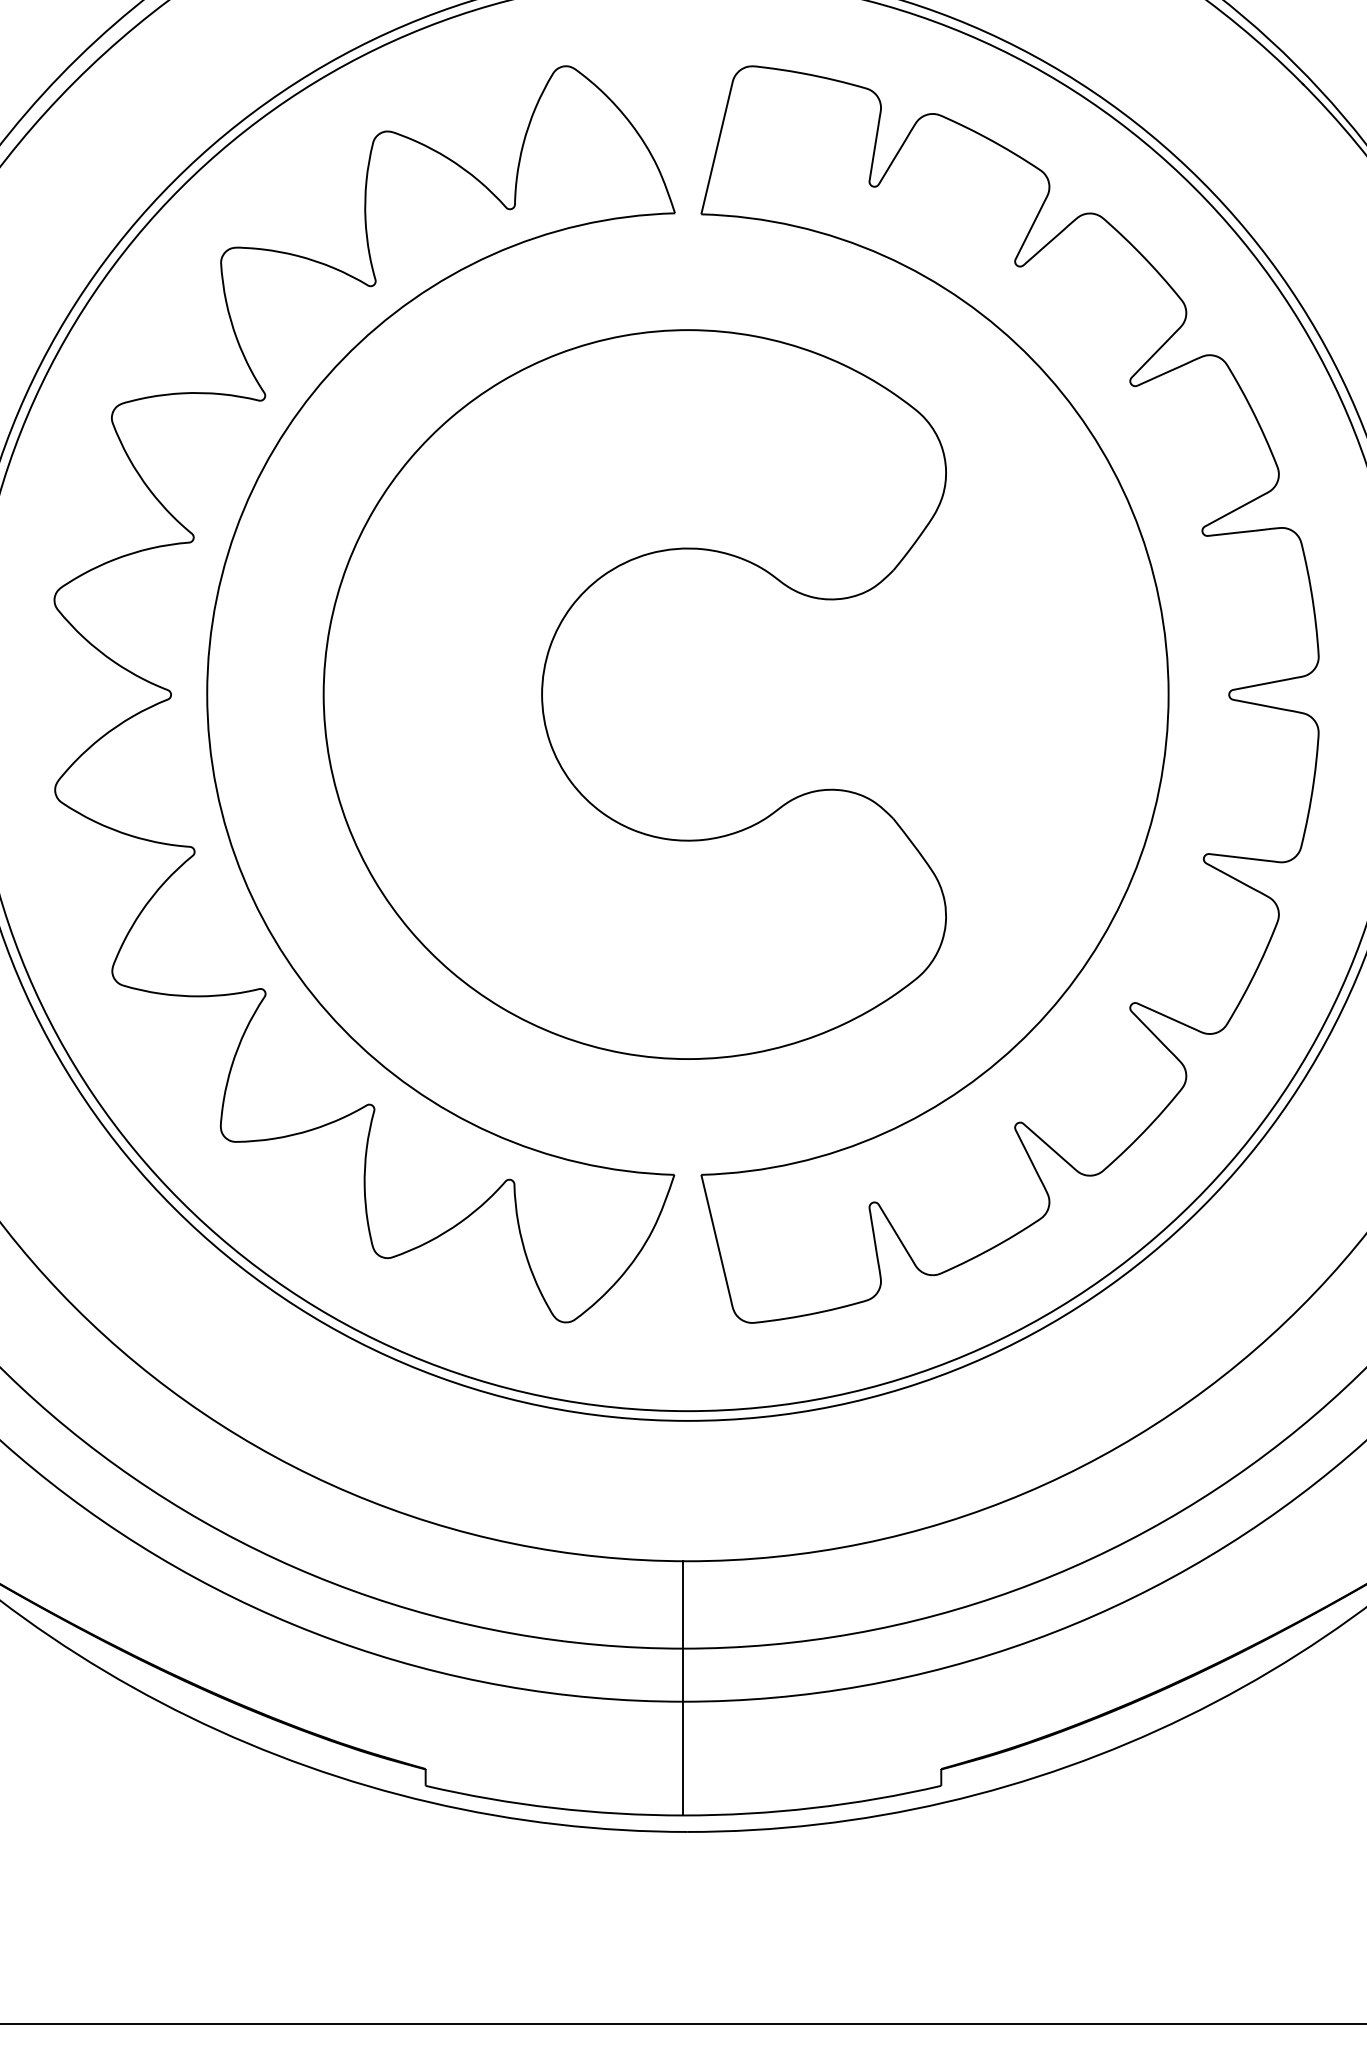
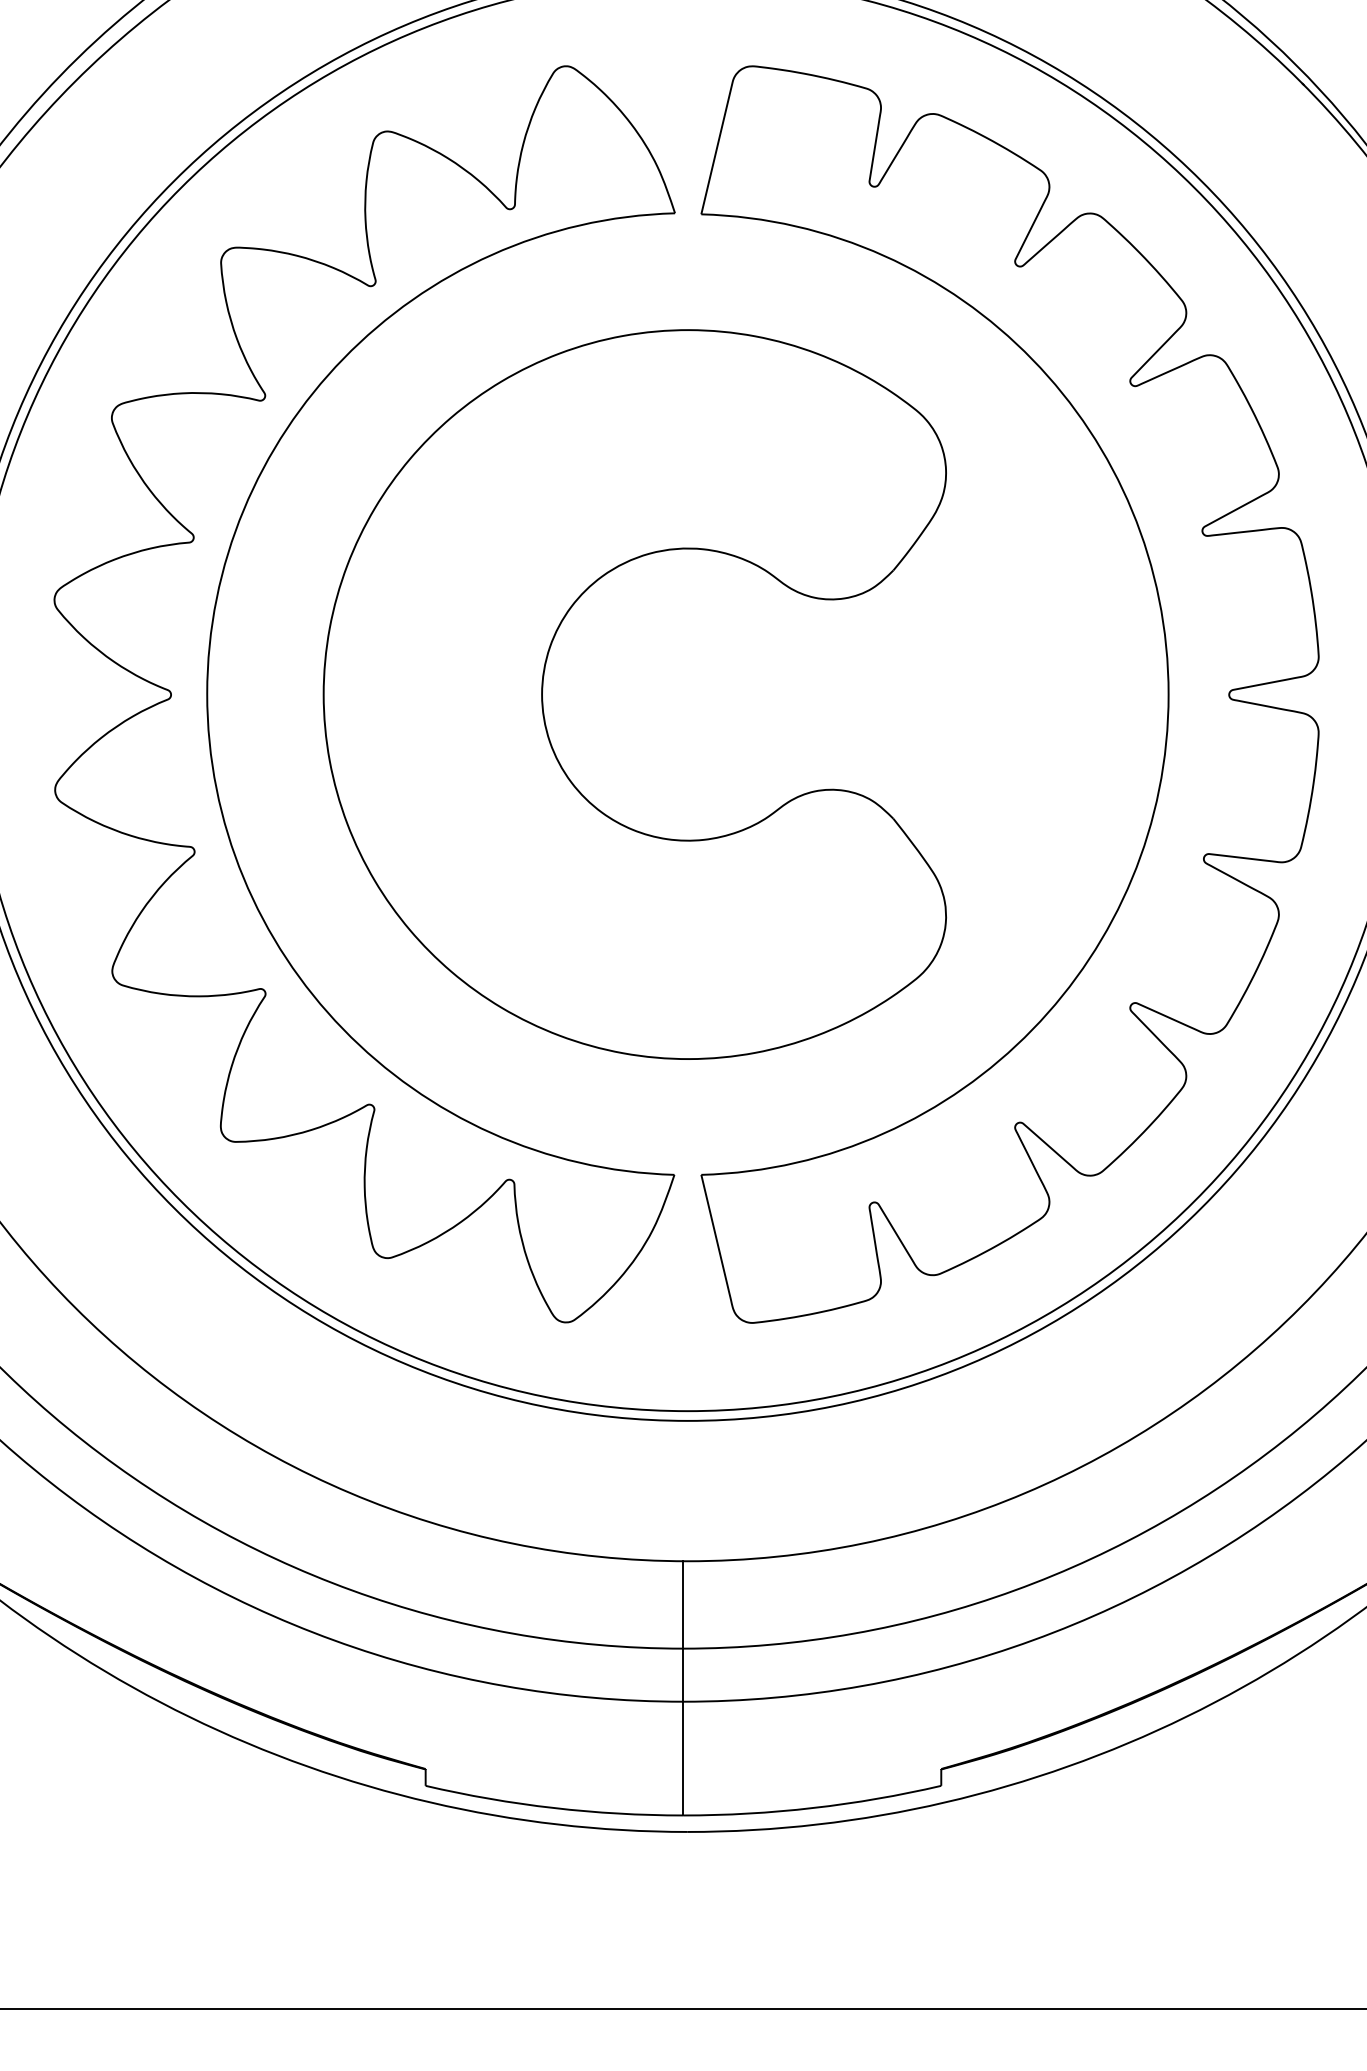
line position: (682, 2023) -> (682, 2008) (682, 2008)
